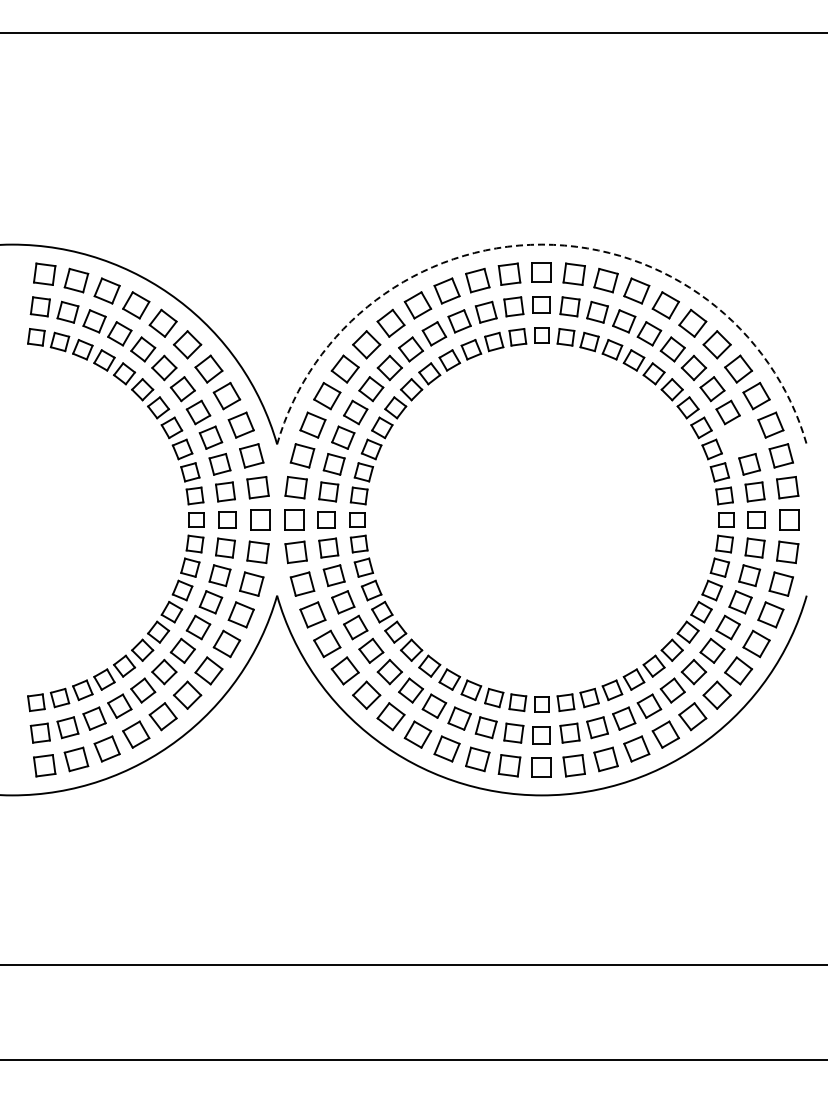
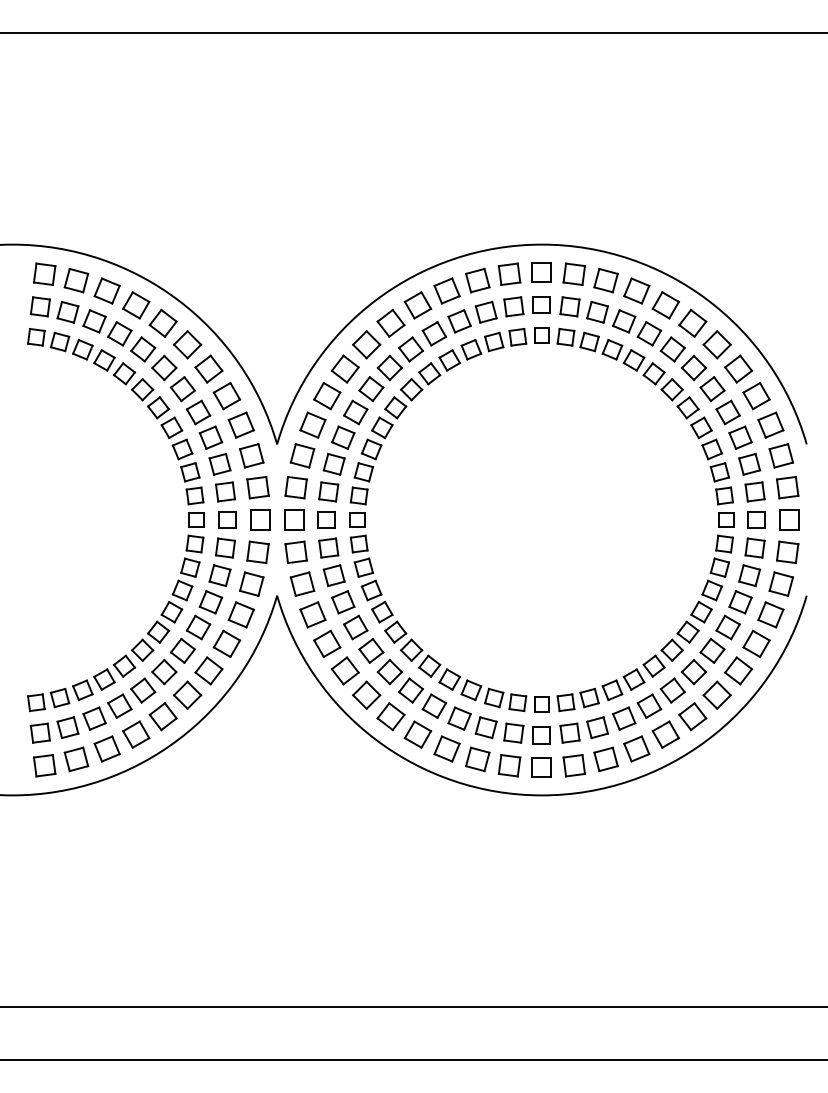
arc: dashed -> solid (541, 244)
part: none -> present (740, 437)
line position: (413, 965) -> (413, 1007) (413, 1007)
